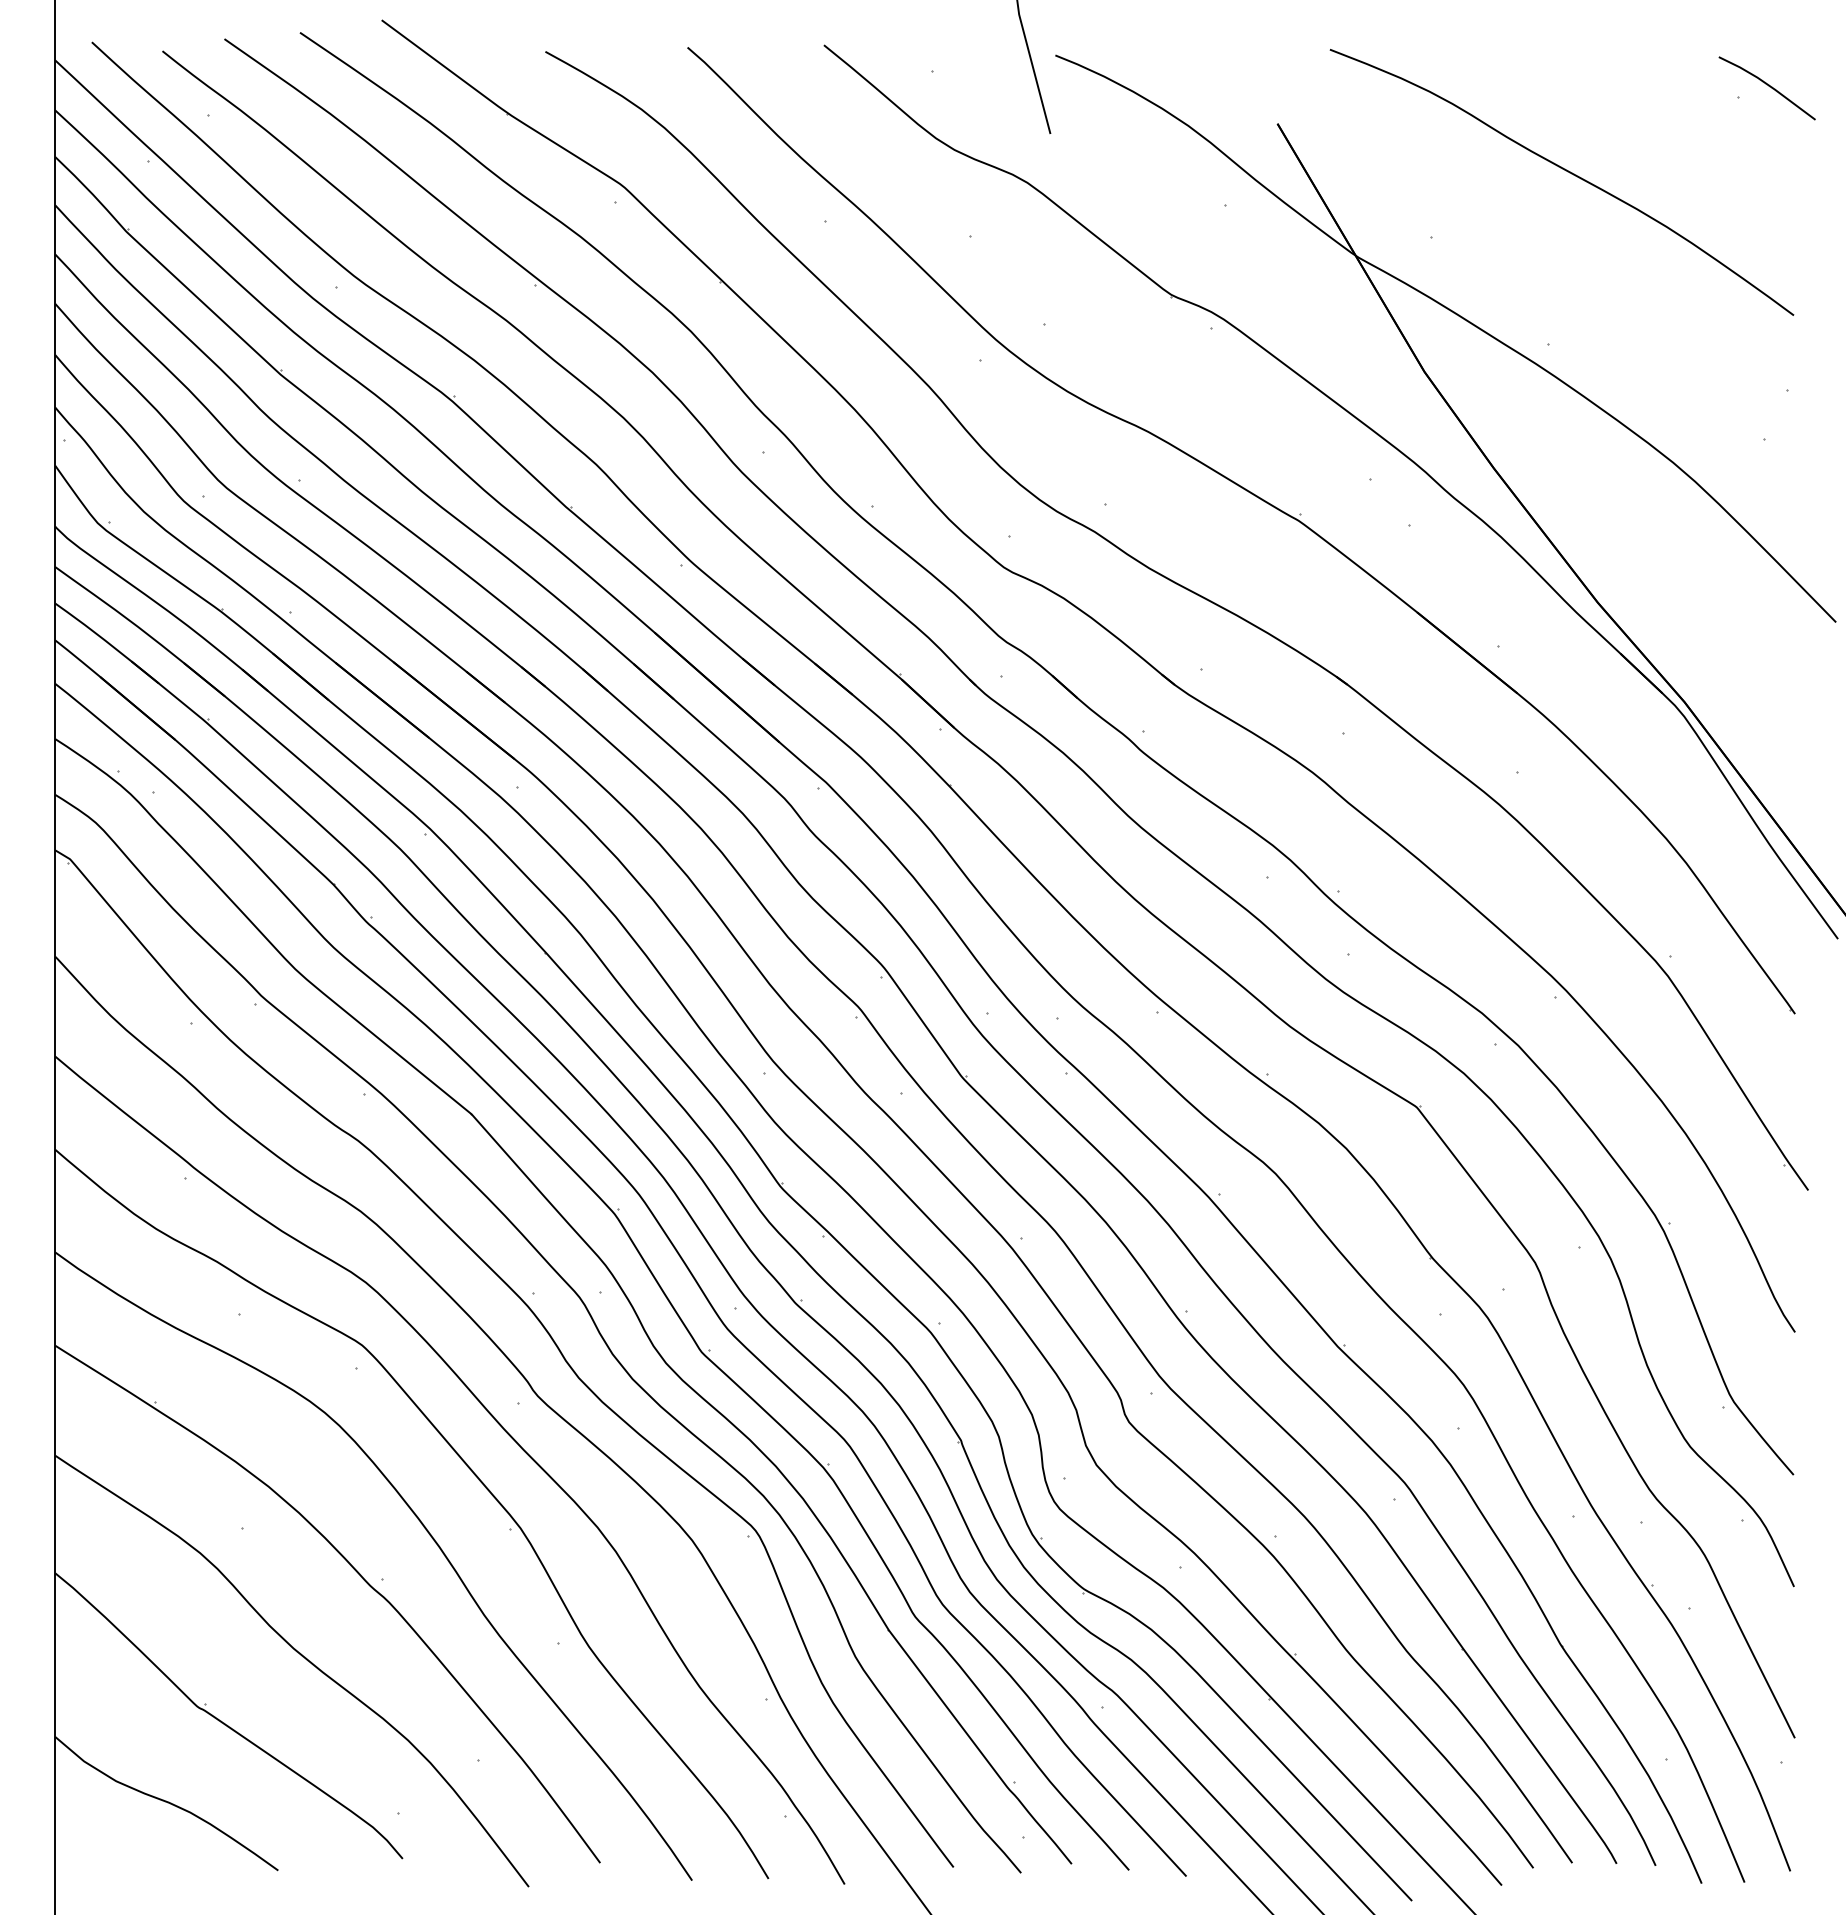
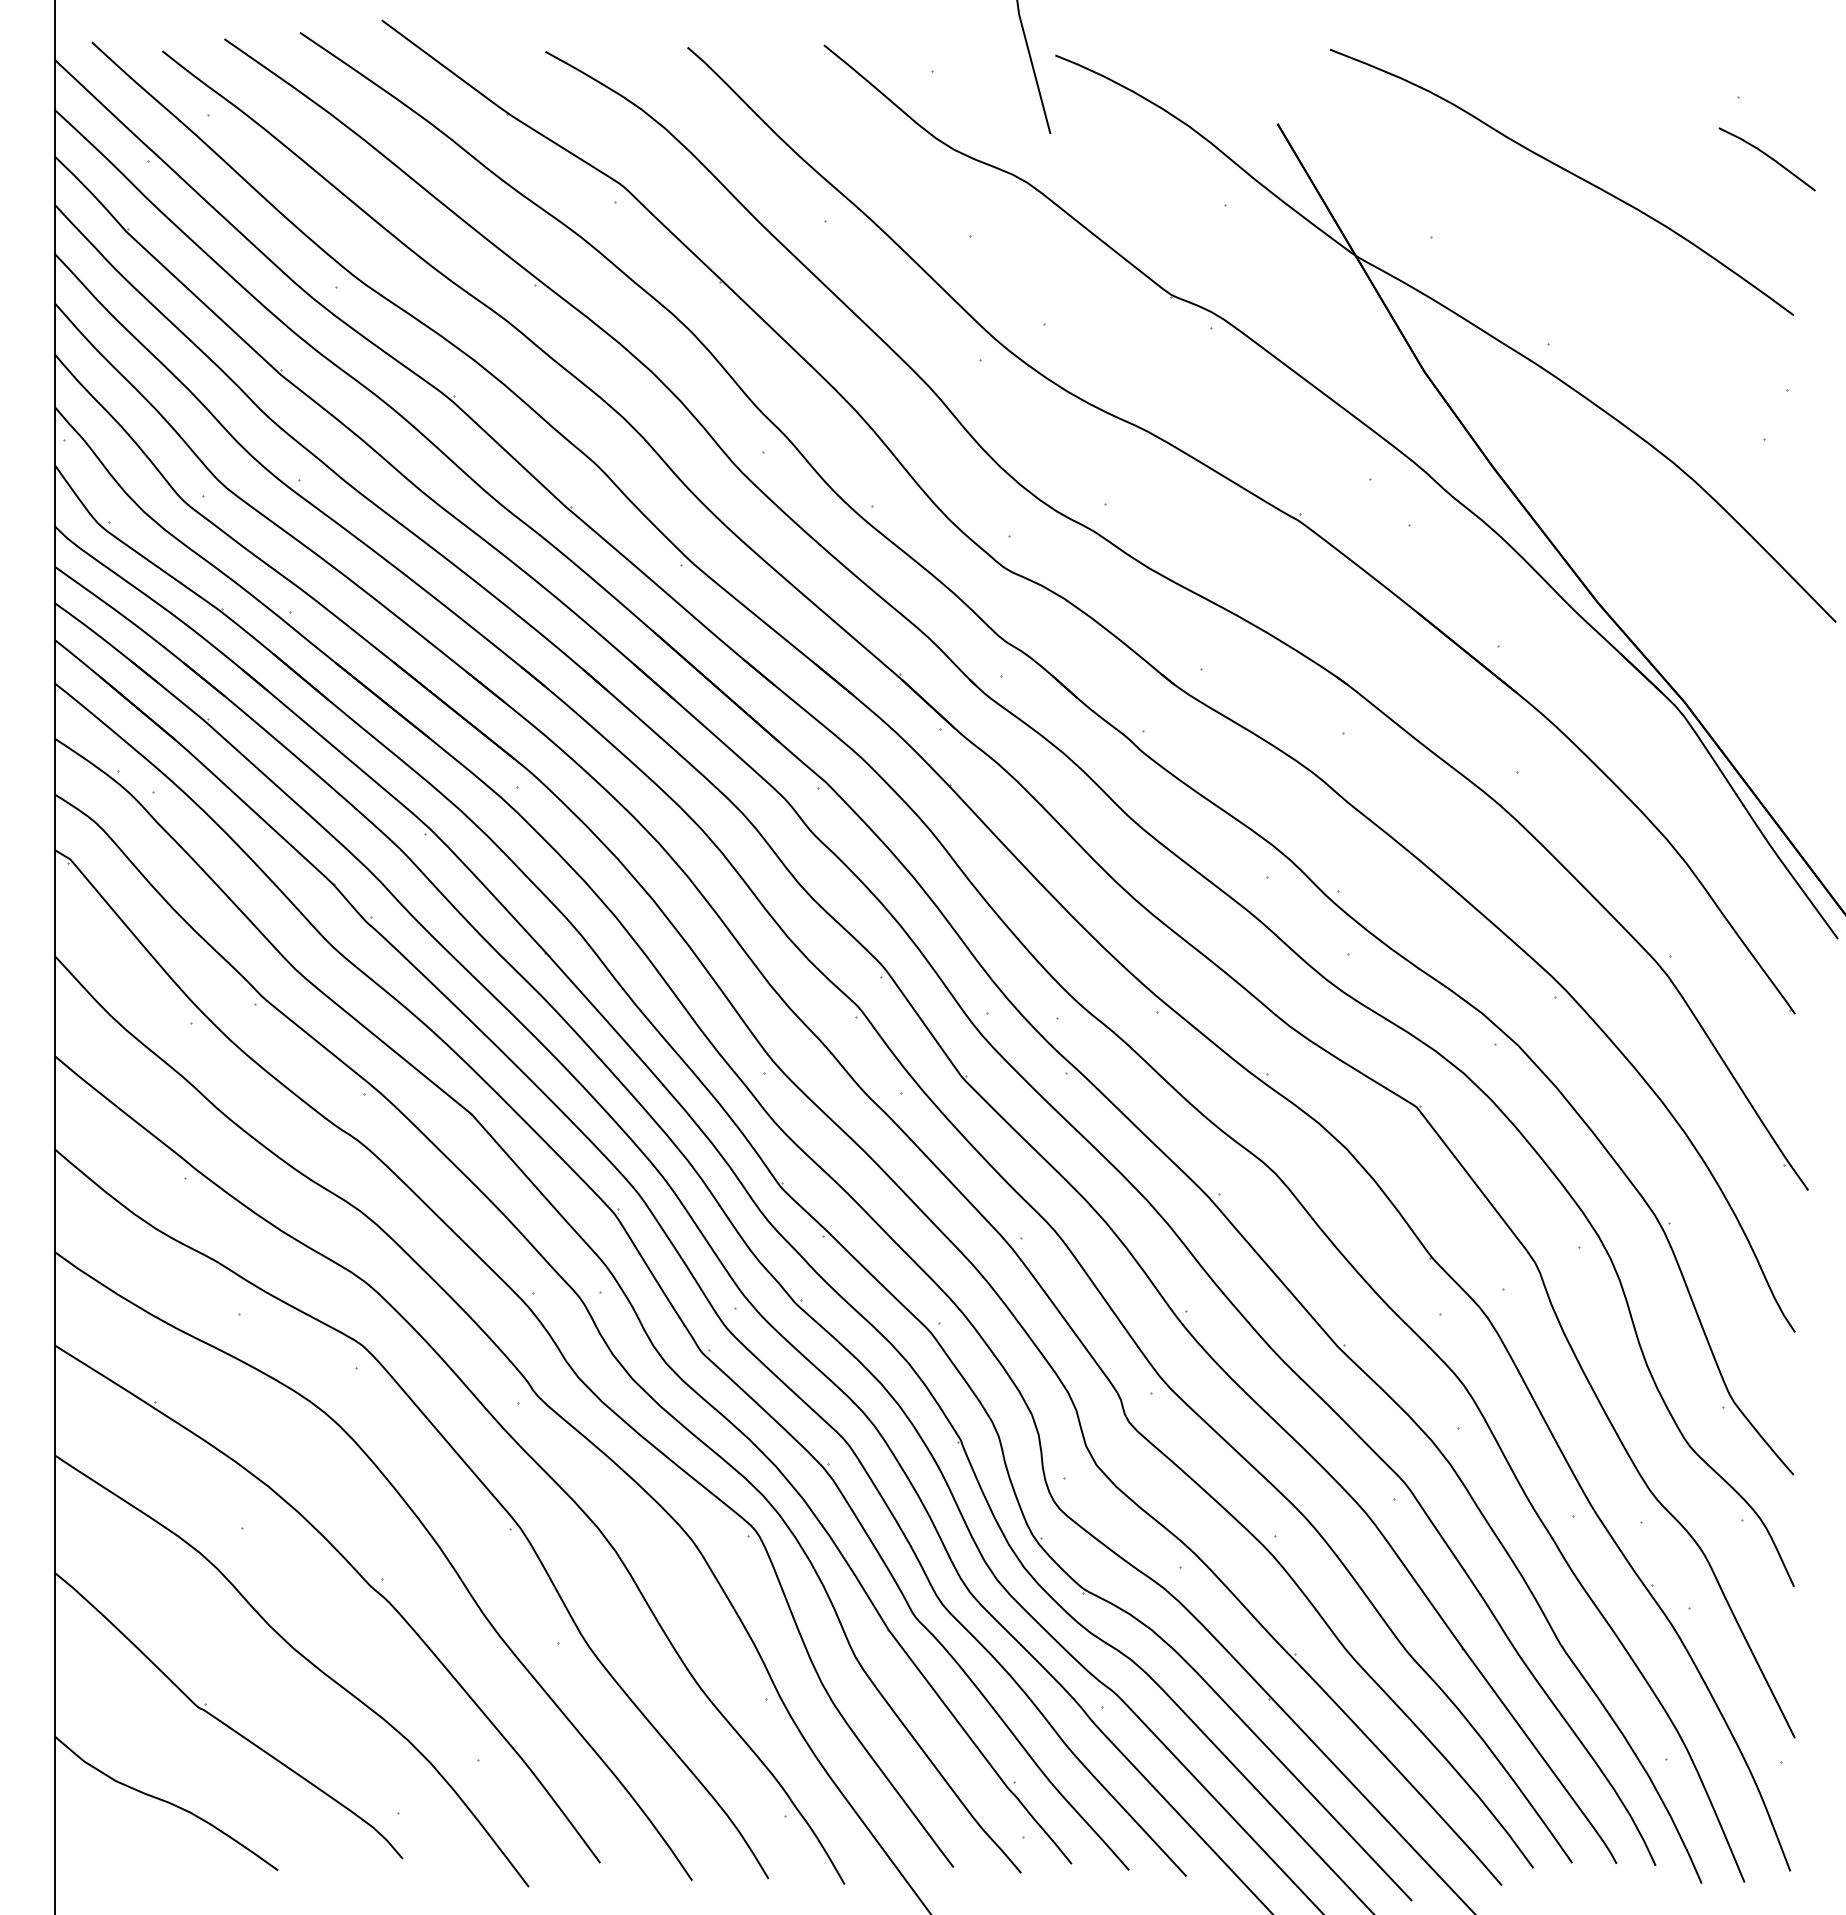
line position: (1768, 86) -> (1768, 157) (1768, 157)
